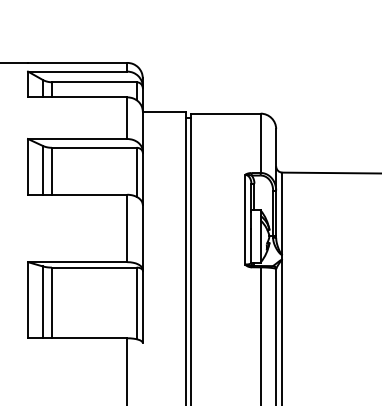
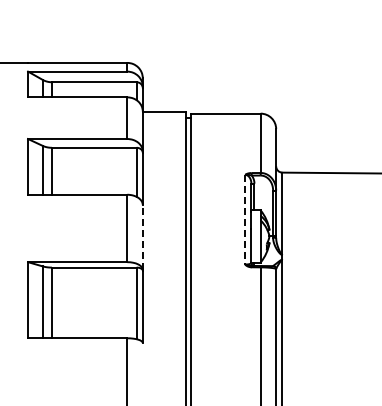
line: solid -> dashed (245, 219)
line: solid -> dashed (142, 237)
